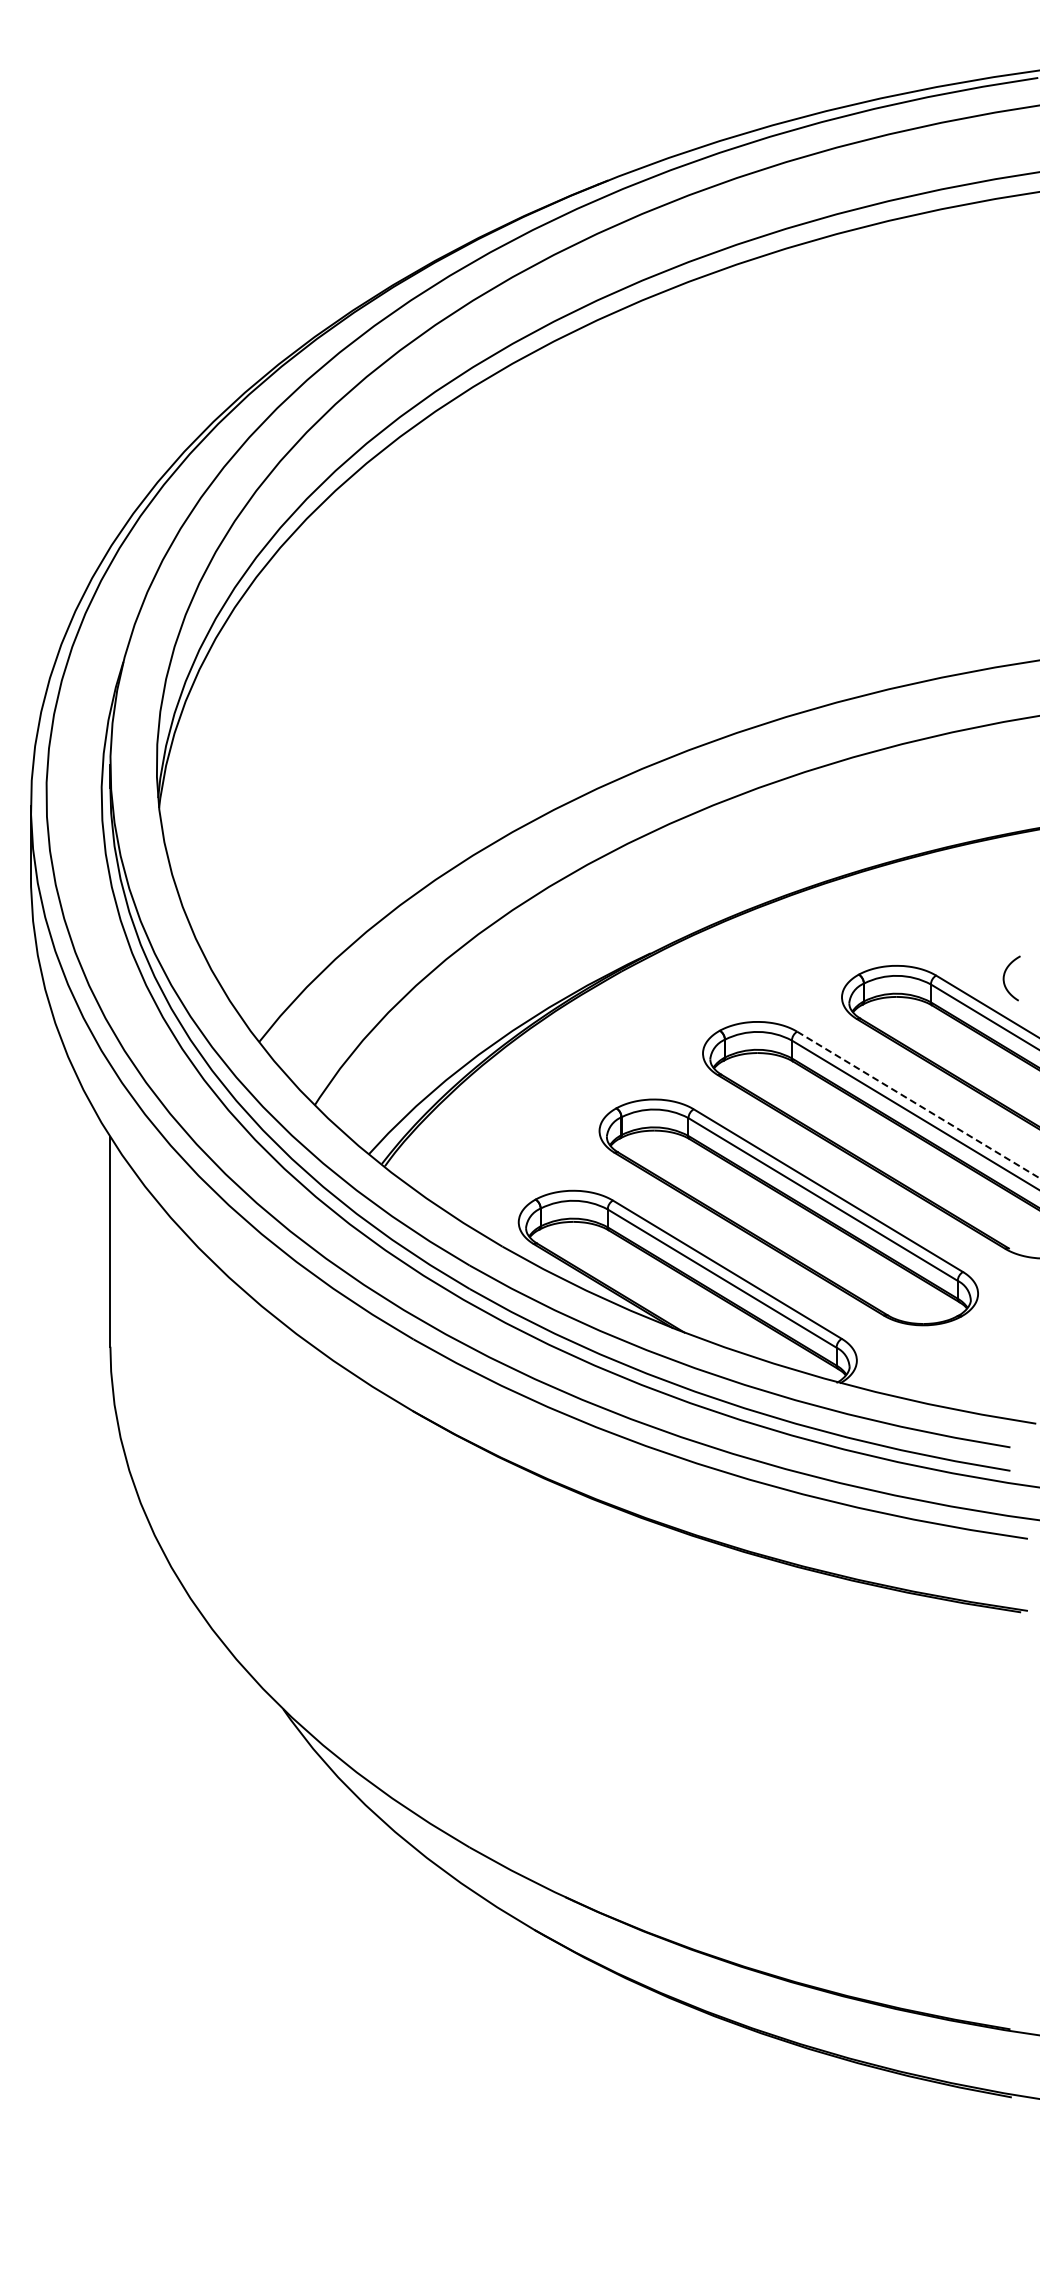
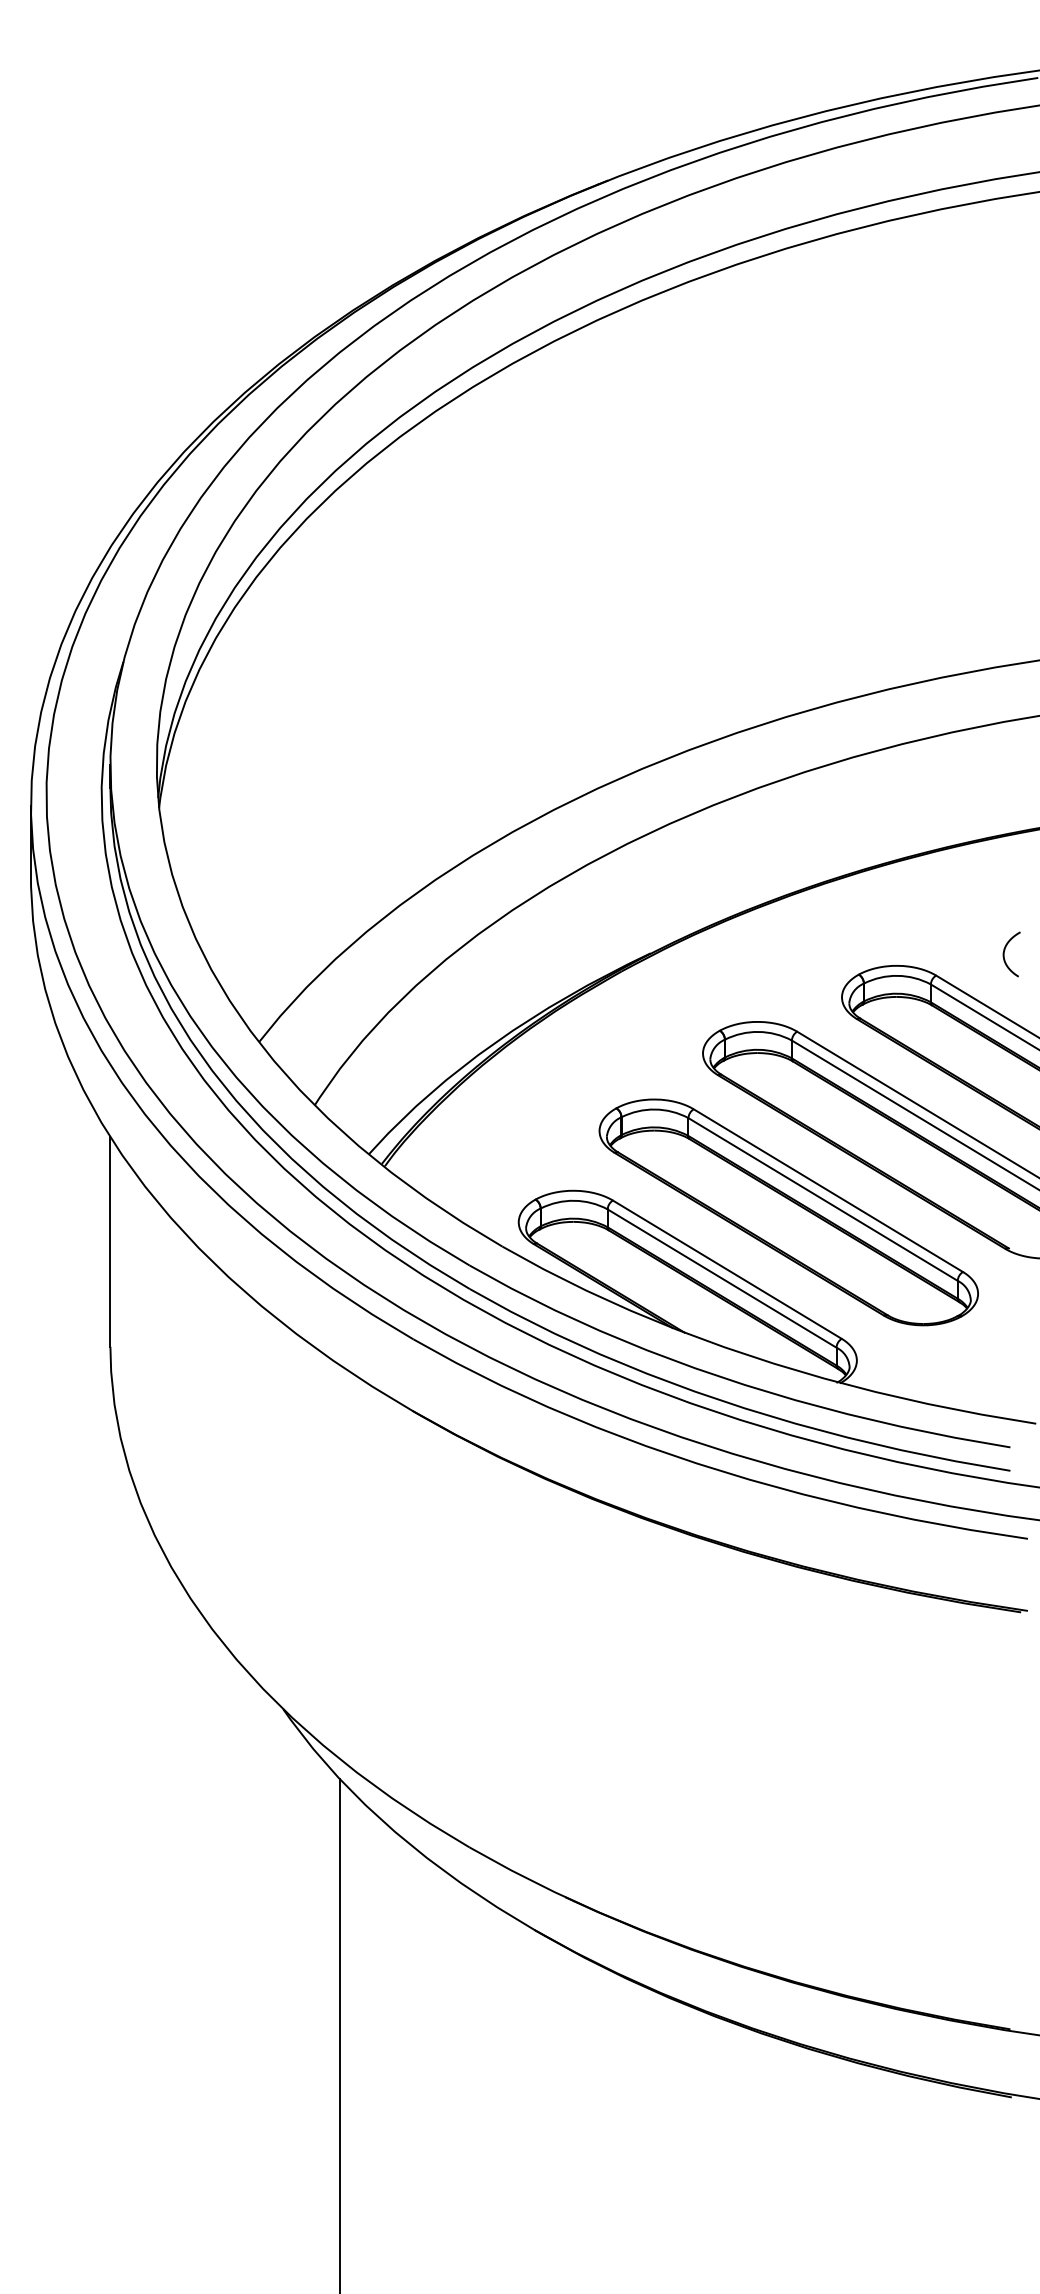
curve position: (1004, 978) -> (1004, 954) (1004, 954)
line: dashed -> solid (918, 1105)
line: none -> present (339, 2034)
